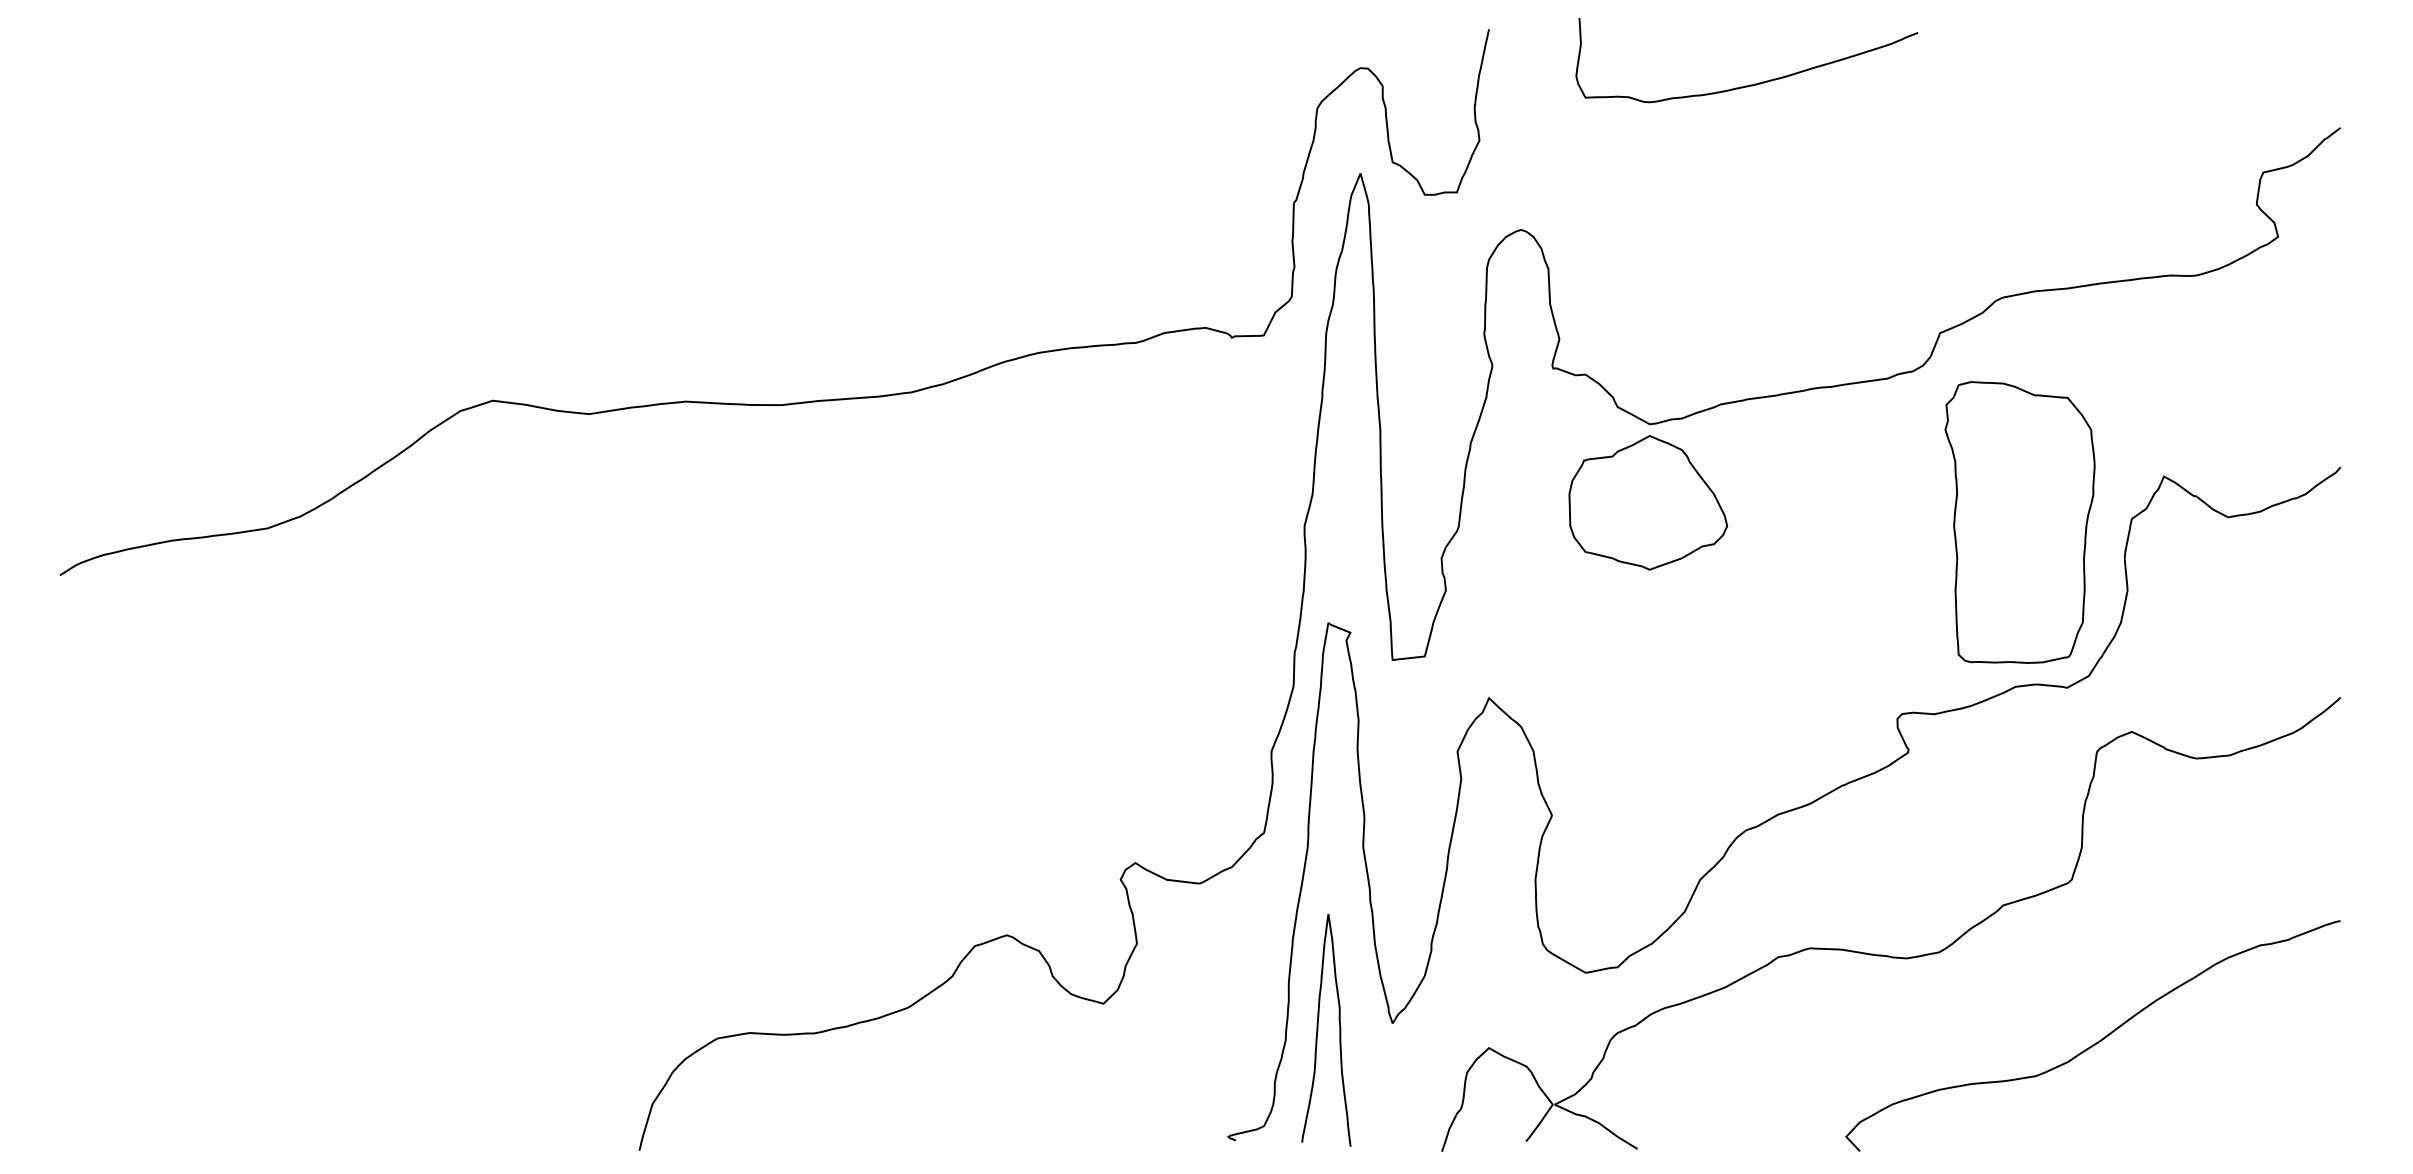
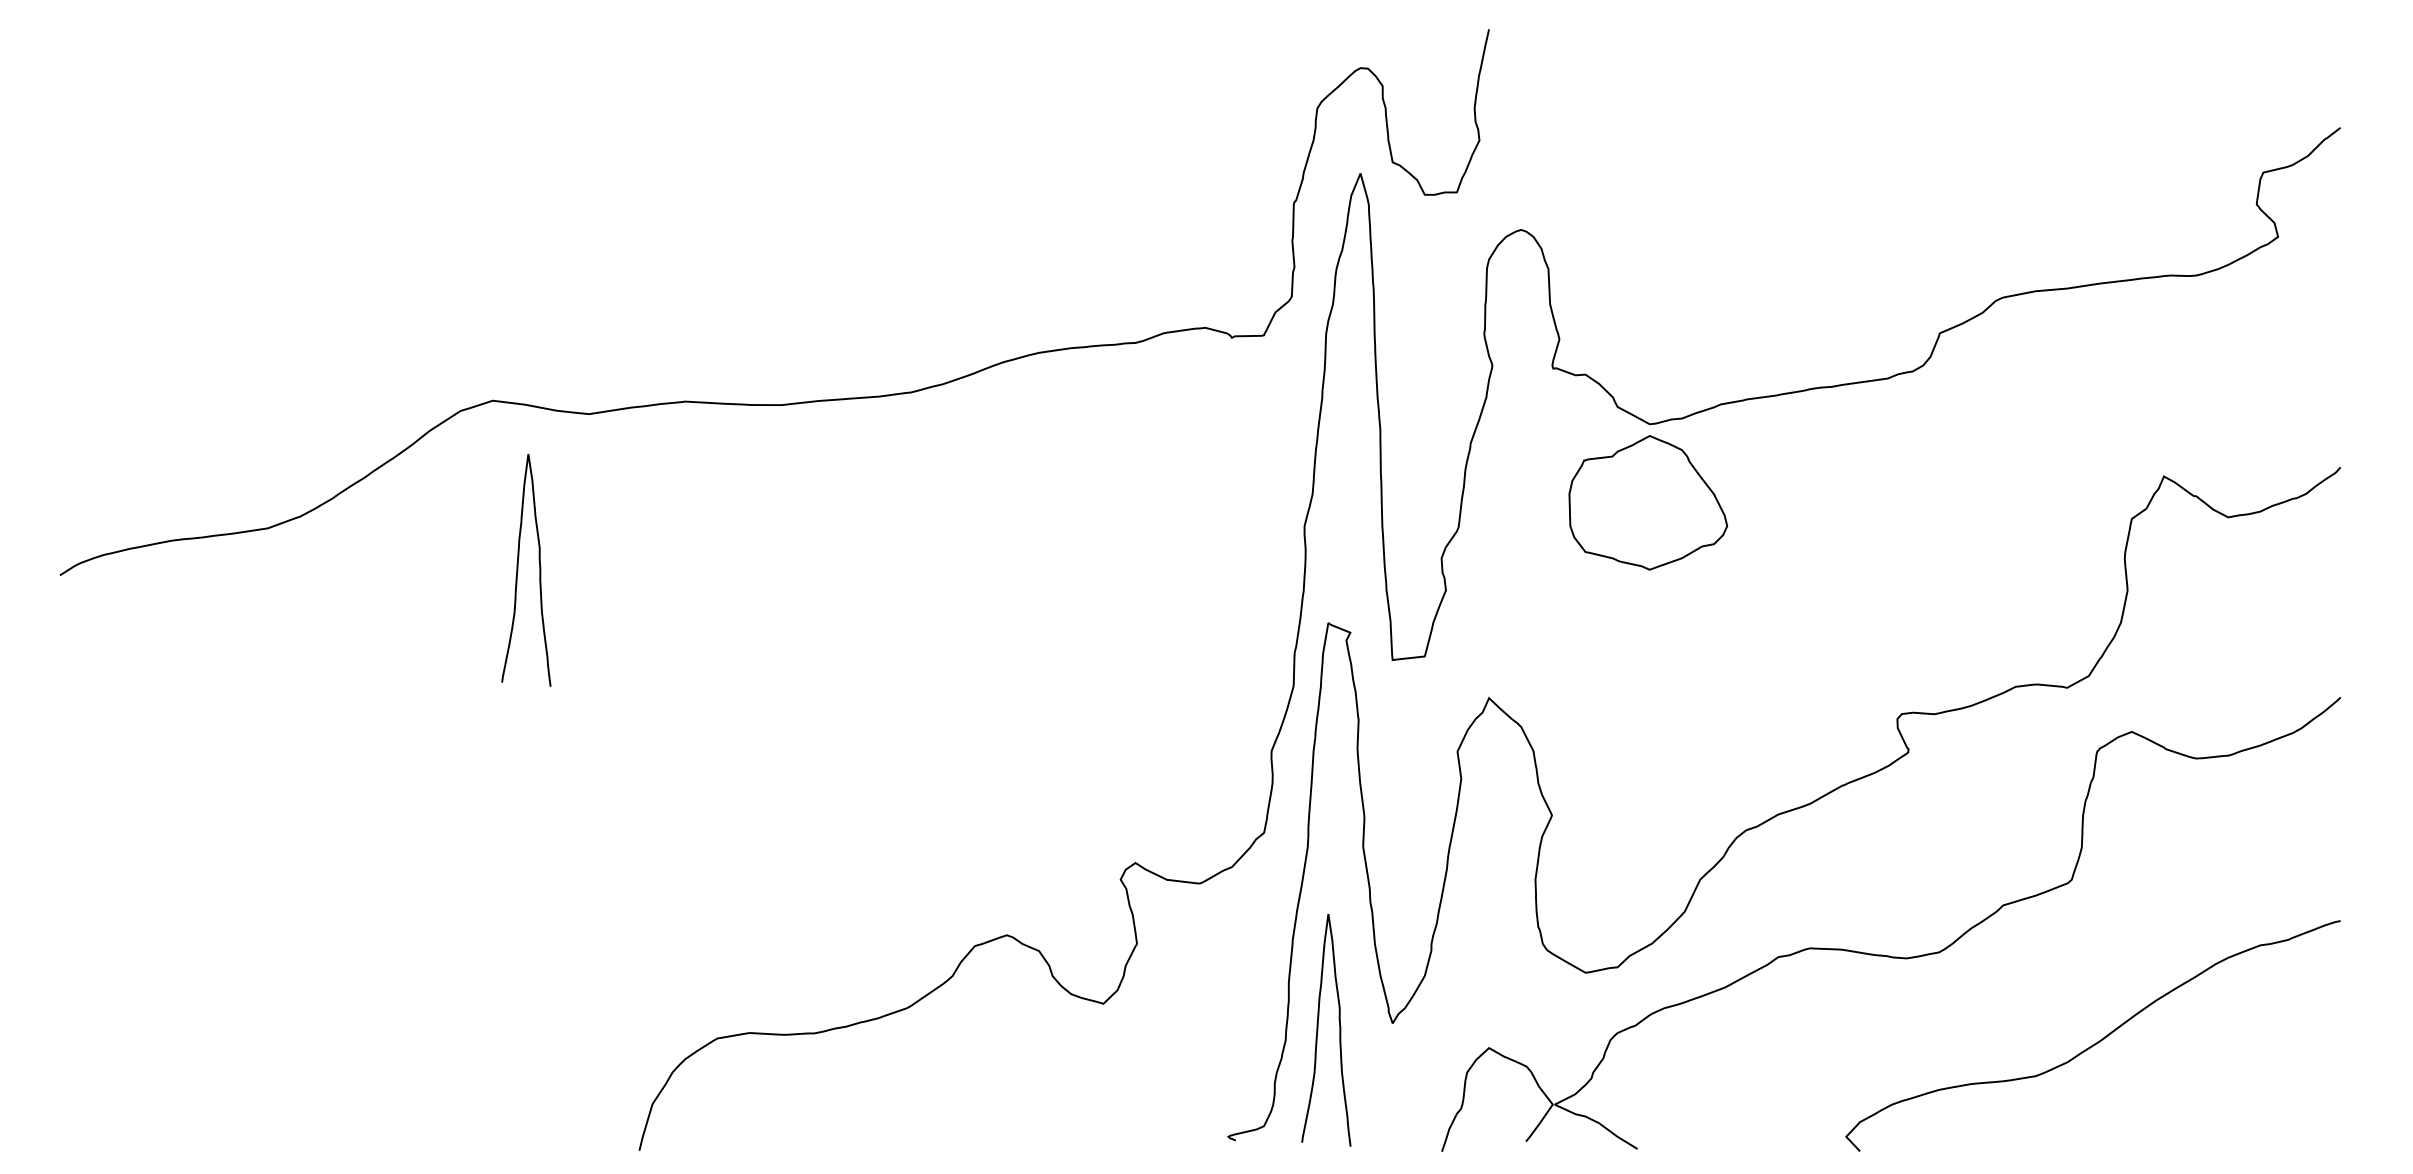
curve: present -> none (1750, 84)
part: present -> none (2019, 522)
curve: none -> present (518, 569)
